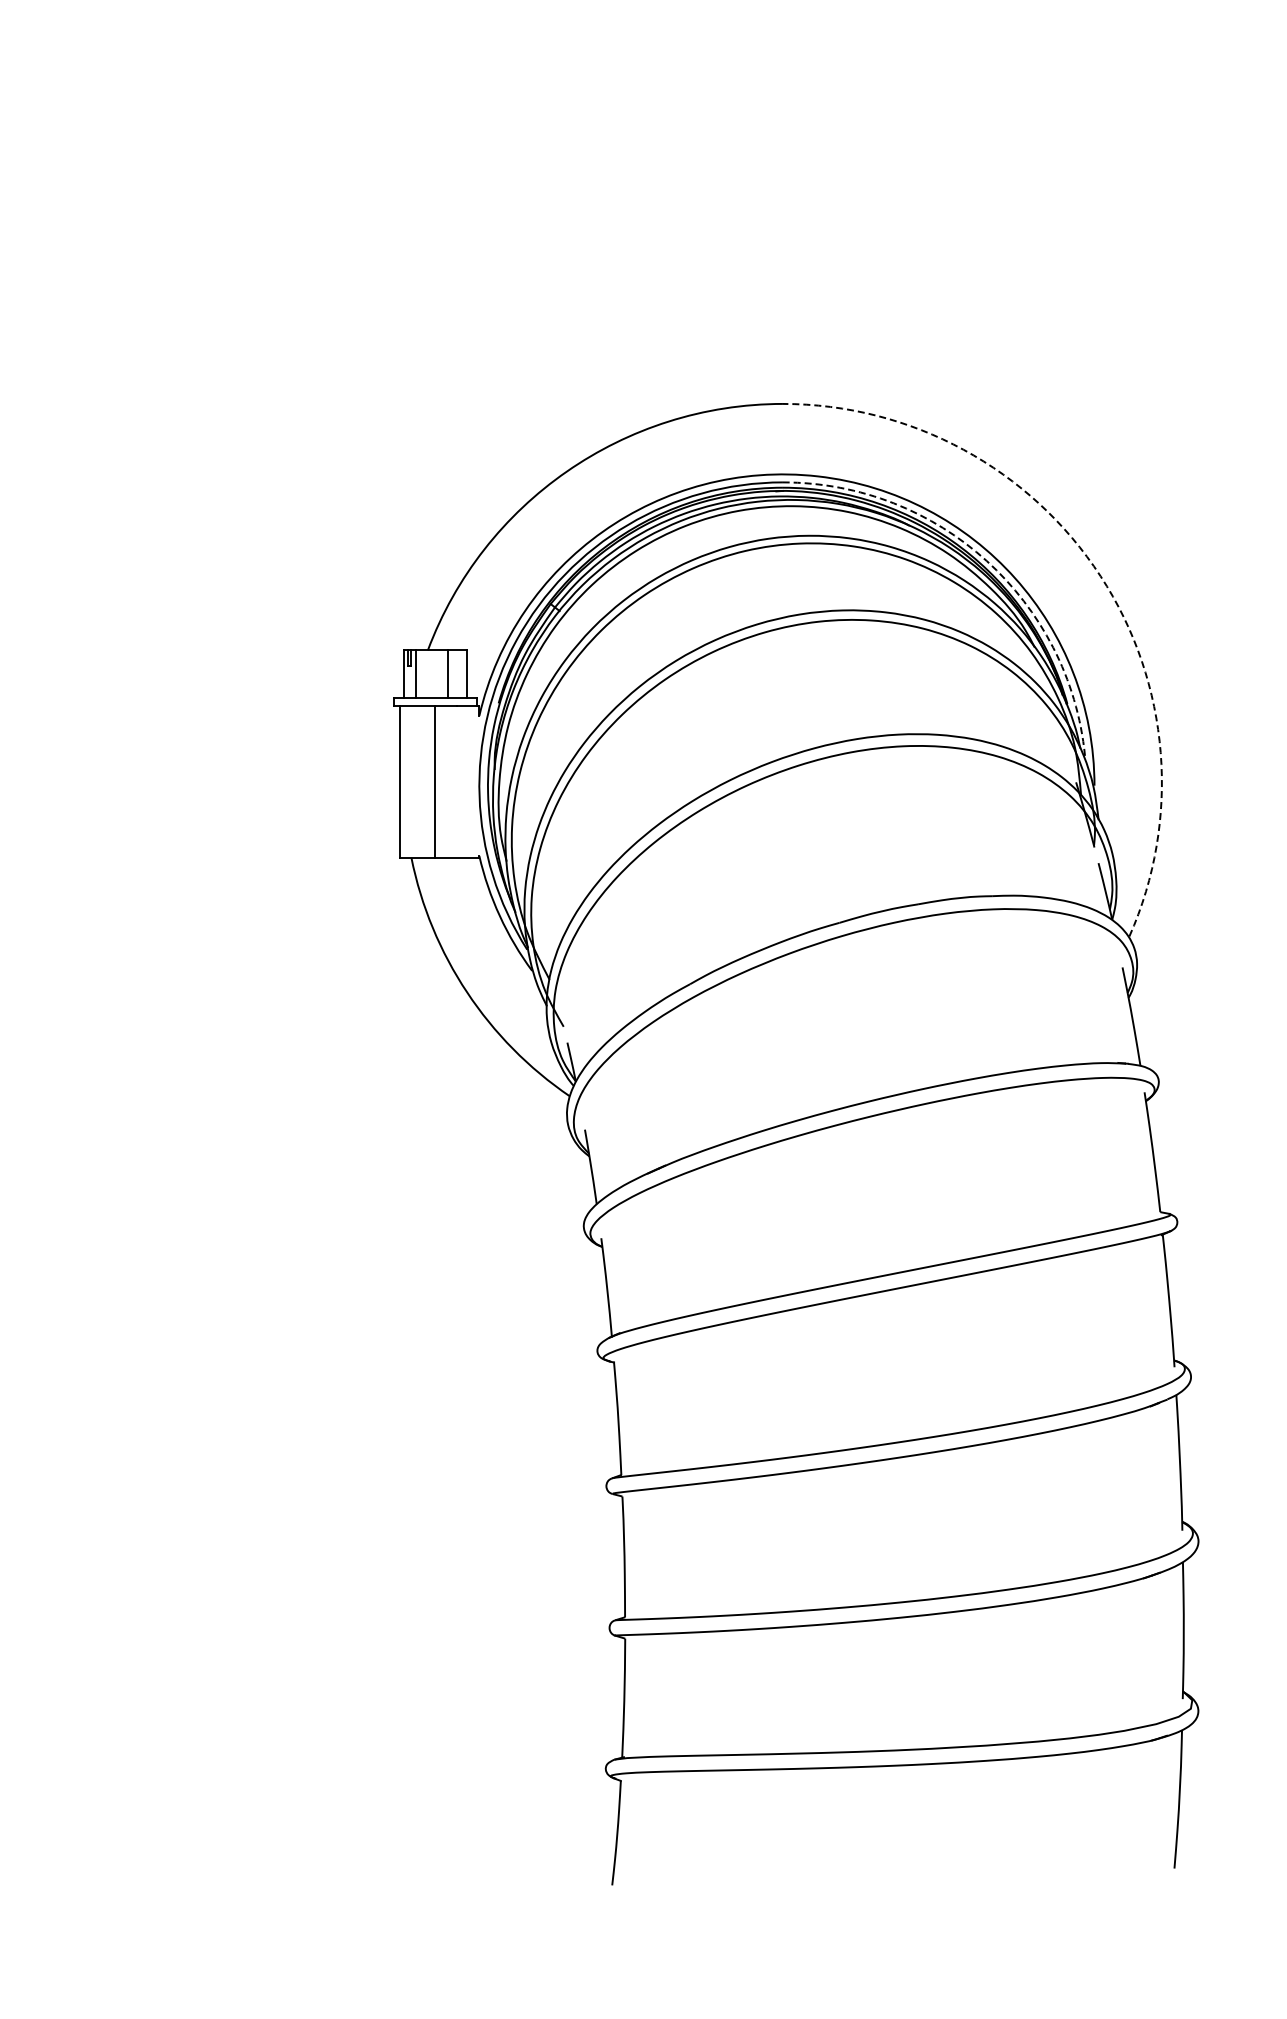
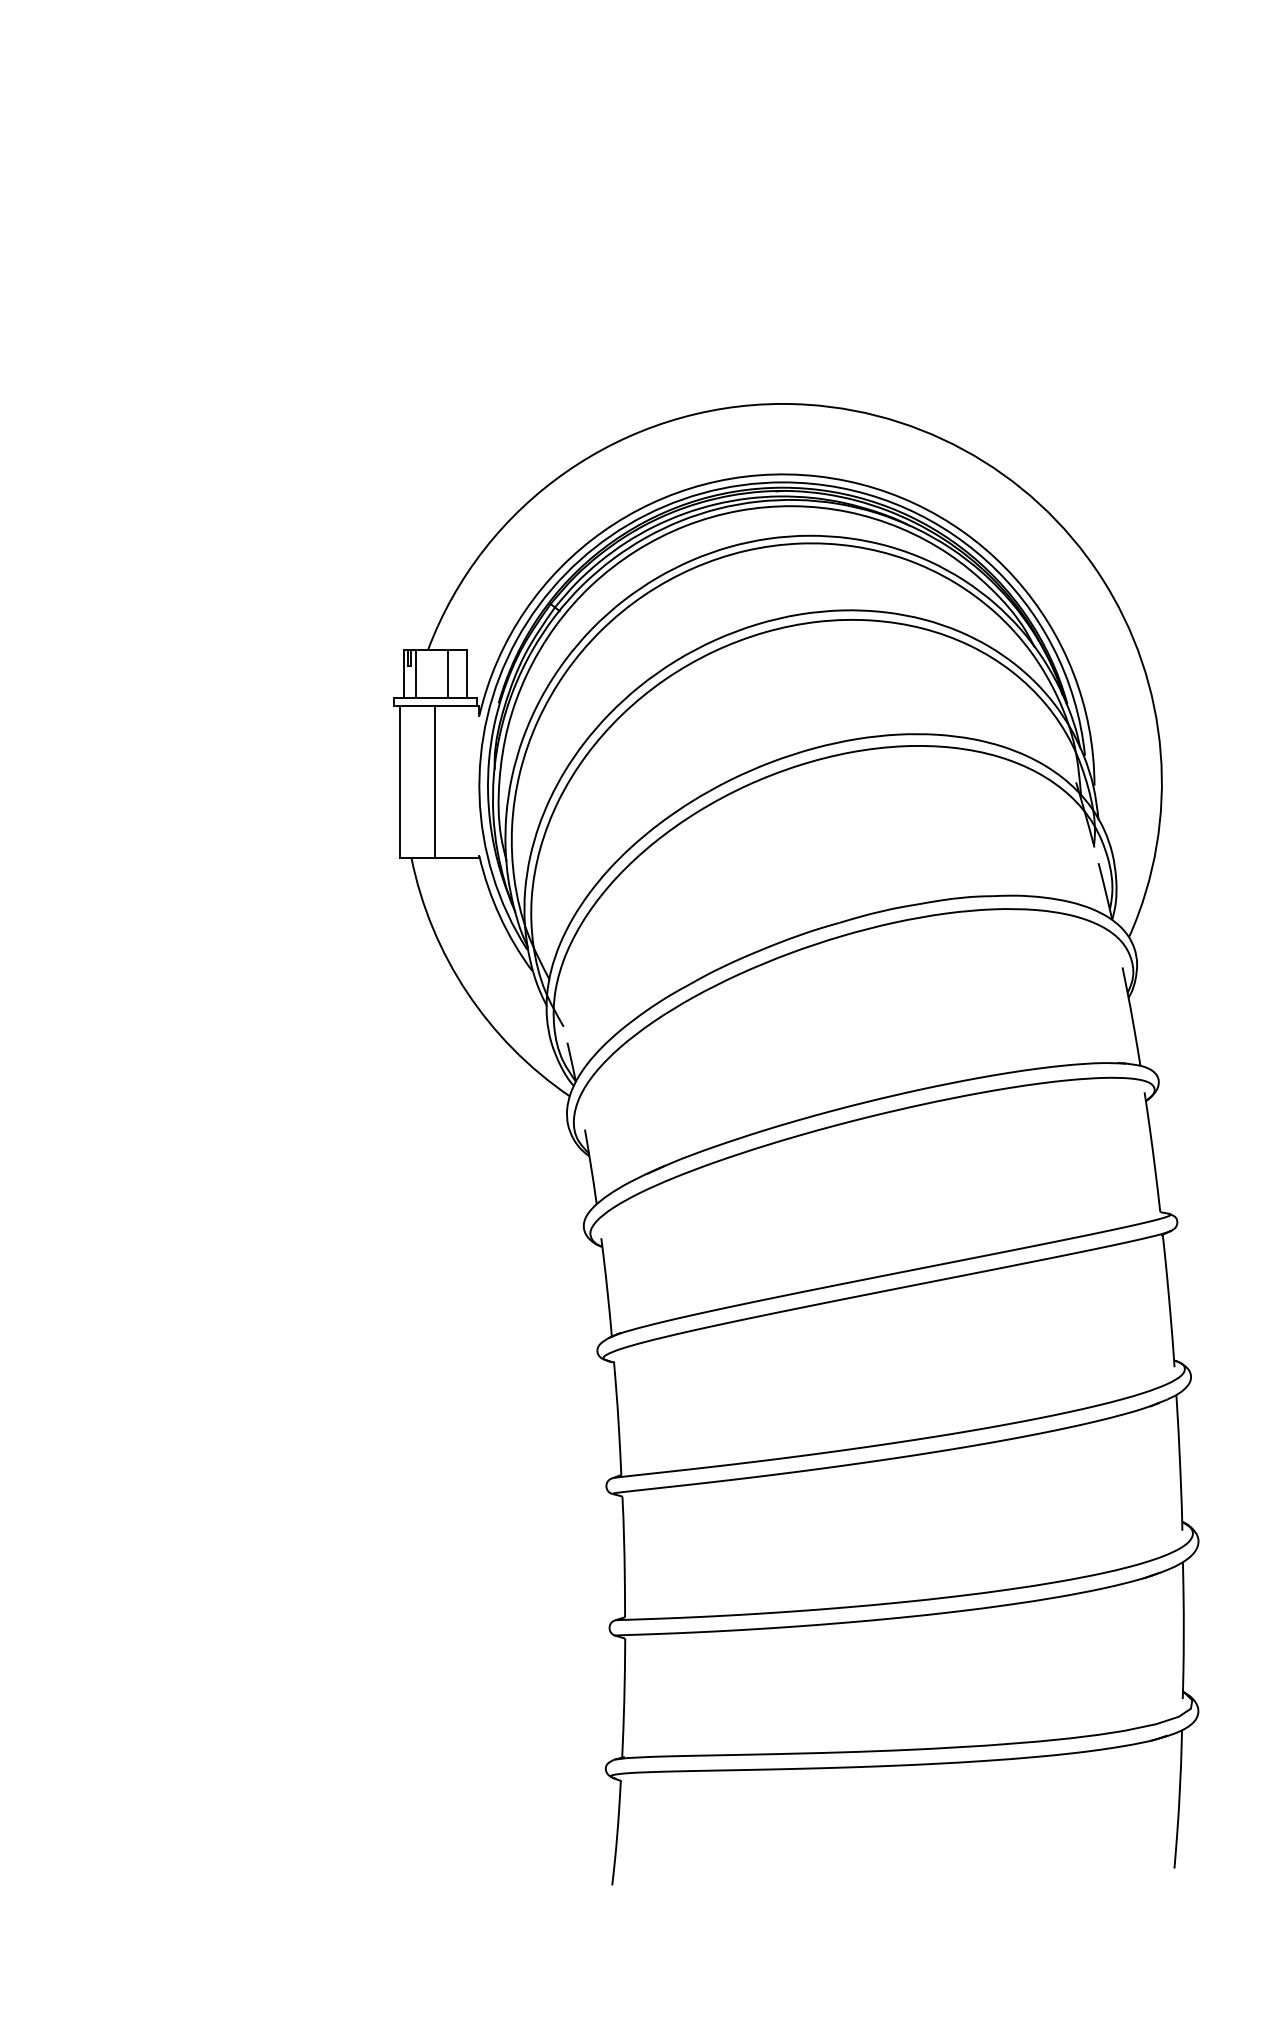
arc: dashed -> solid (986, 560)
arc: dashed -> solid (1100, 576)
